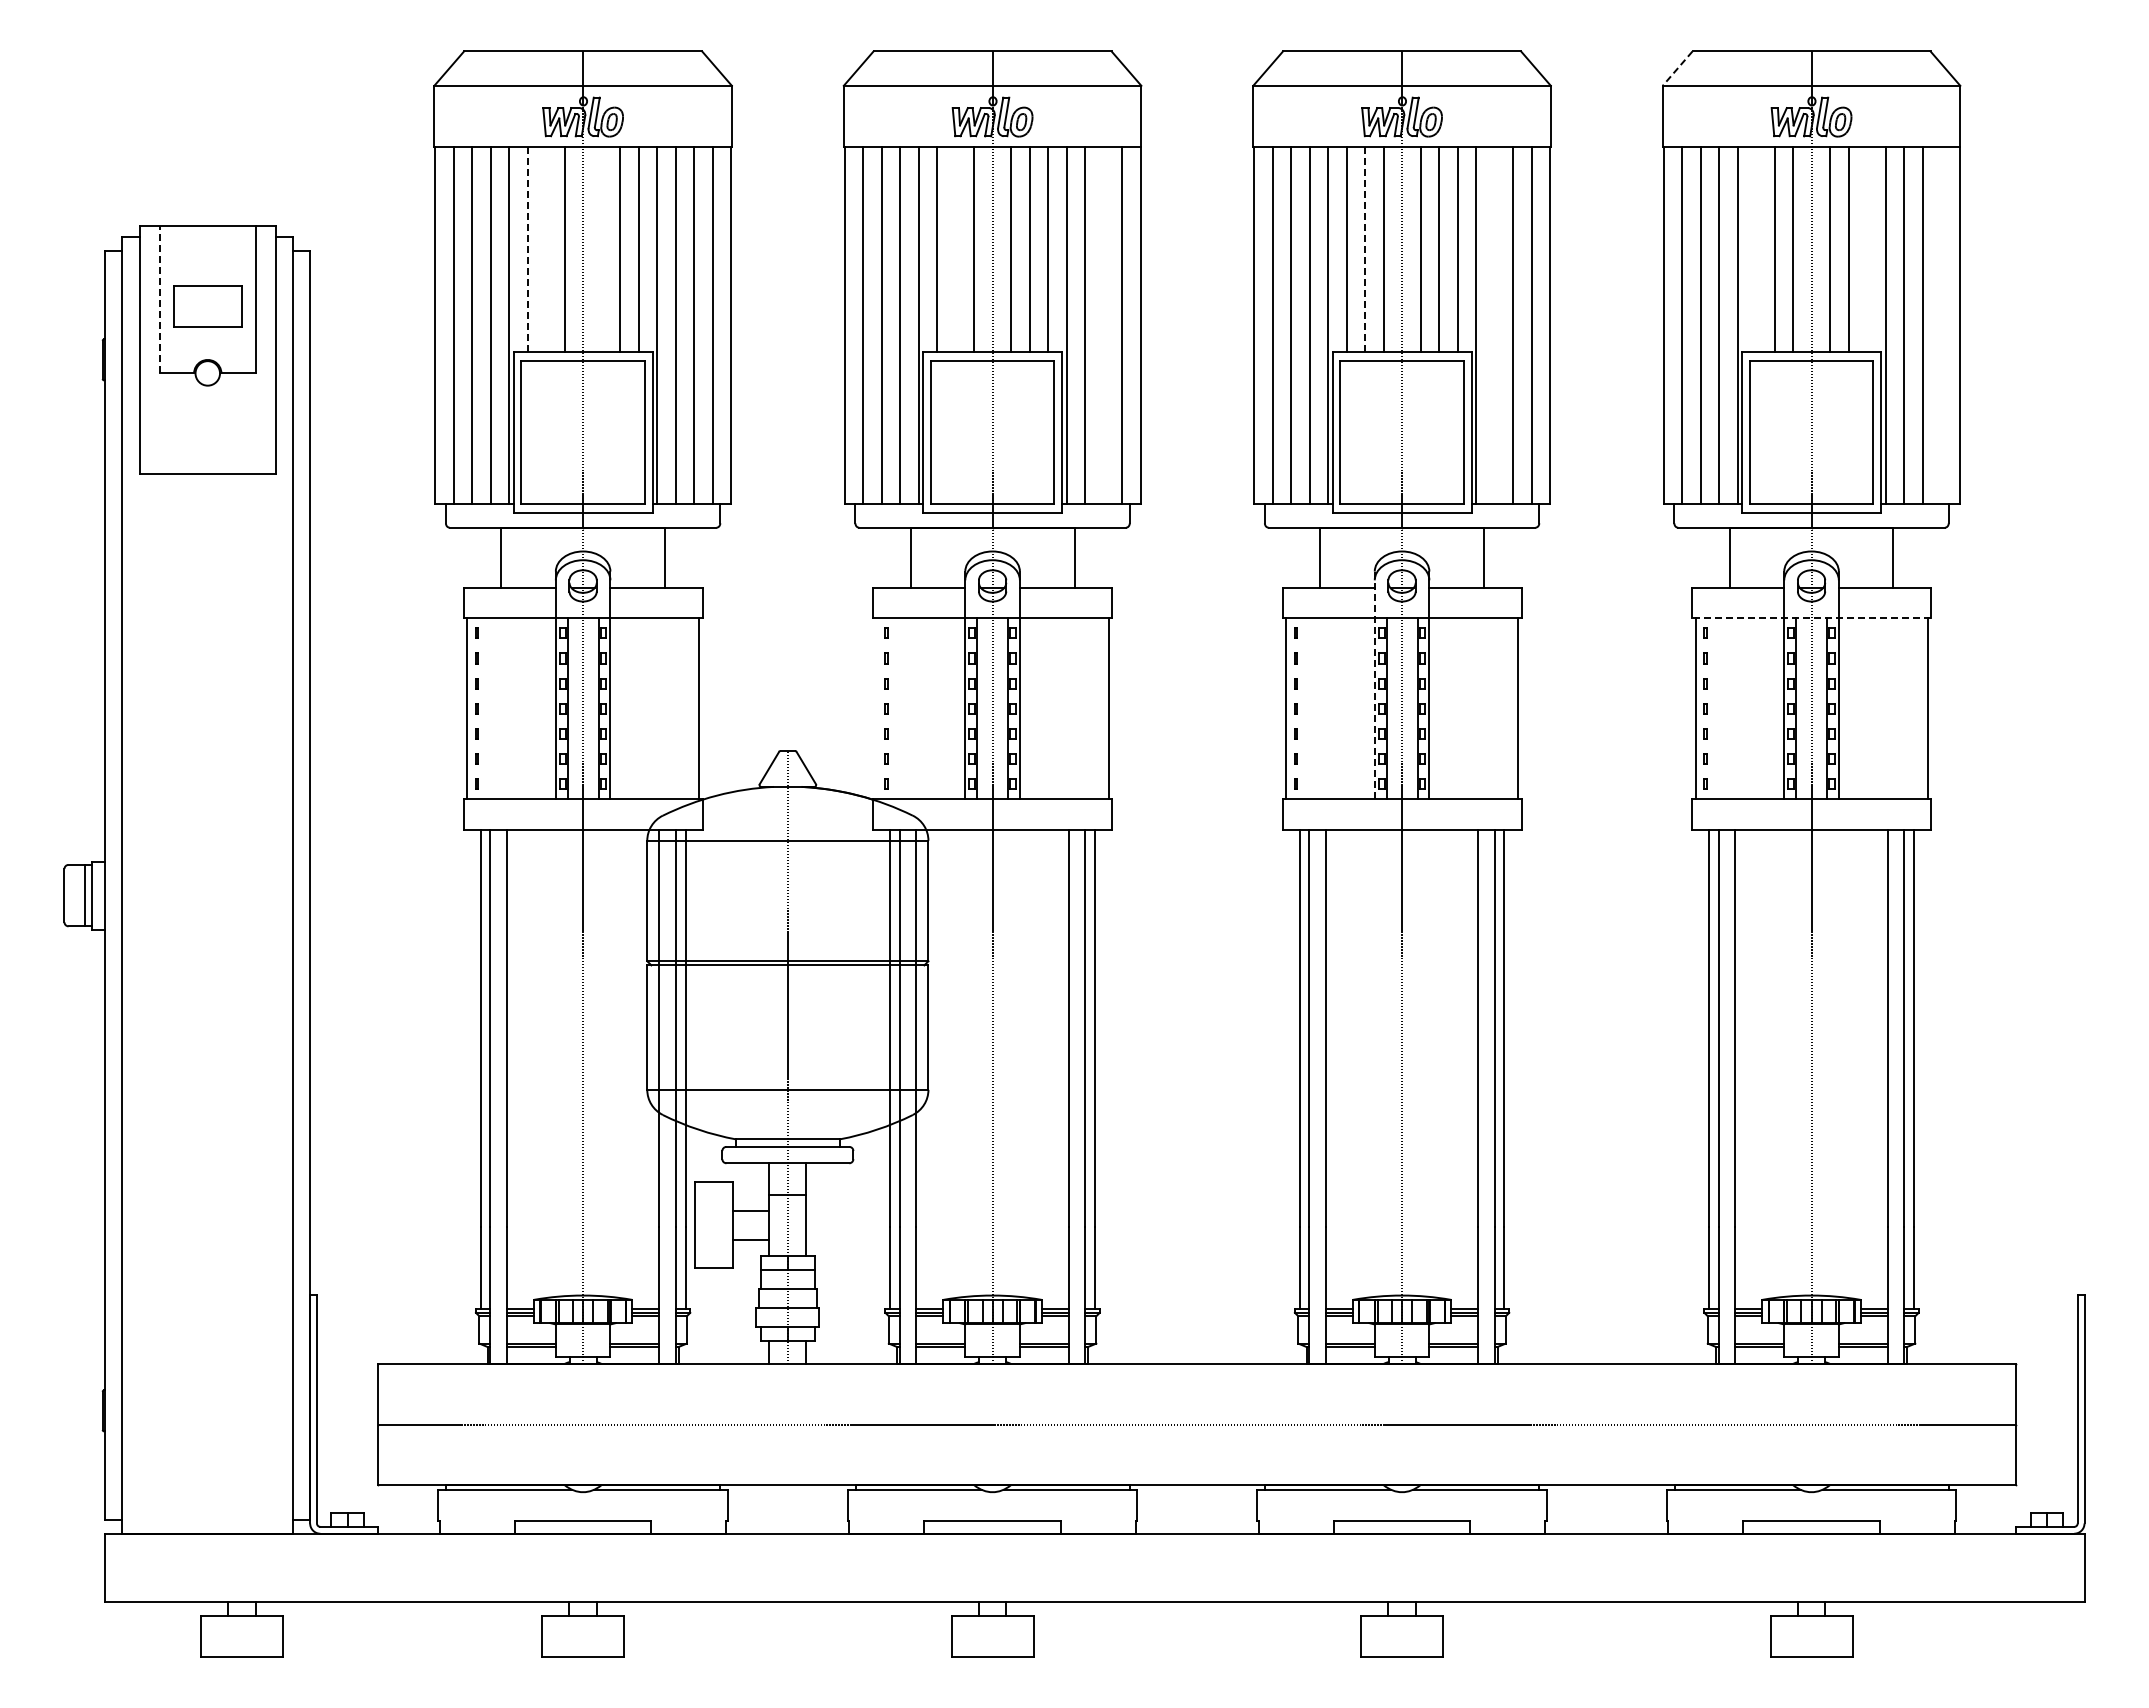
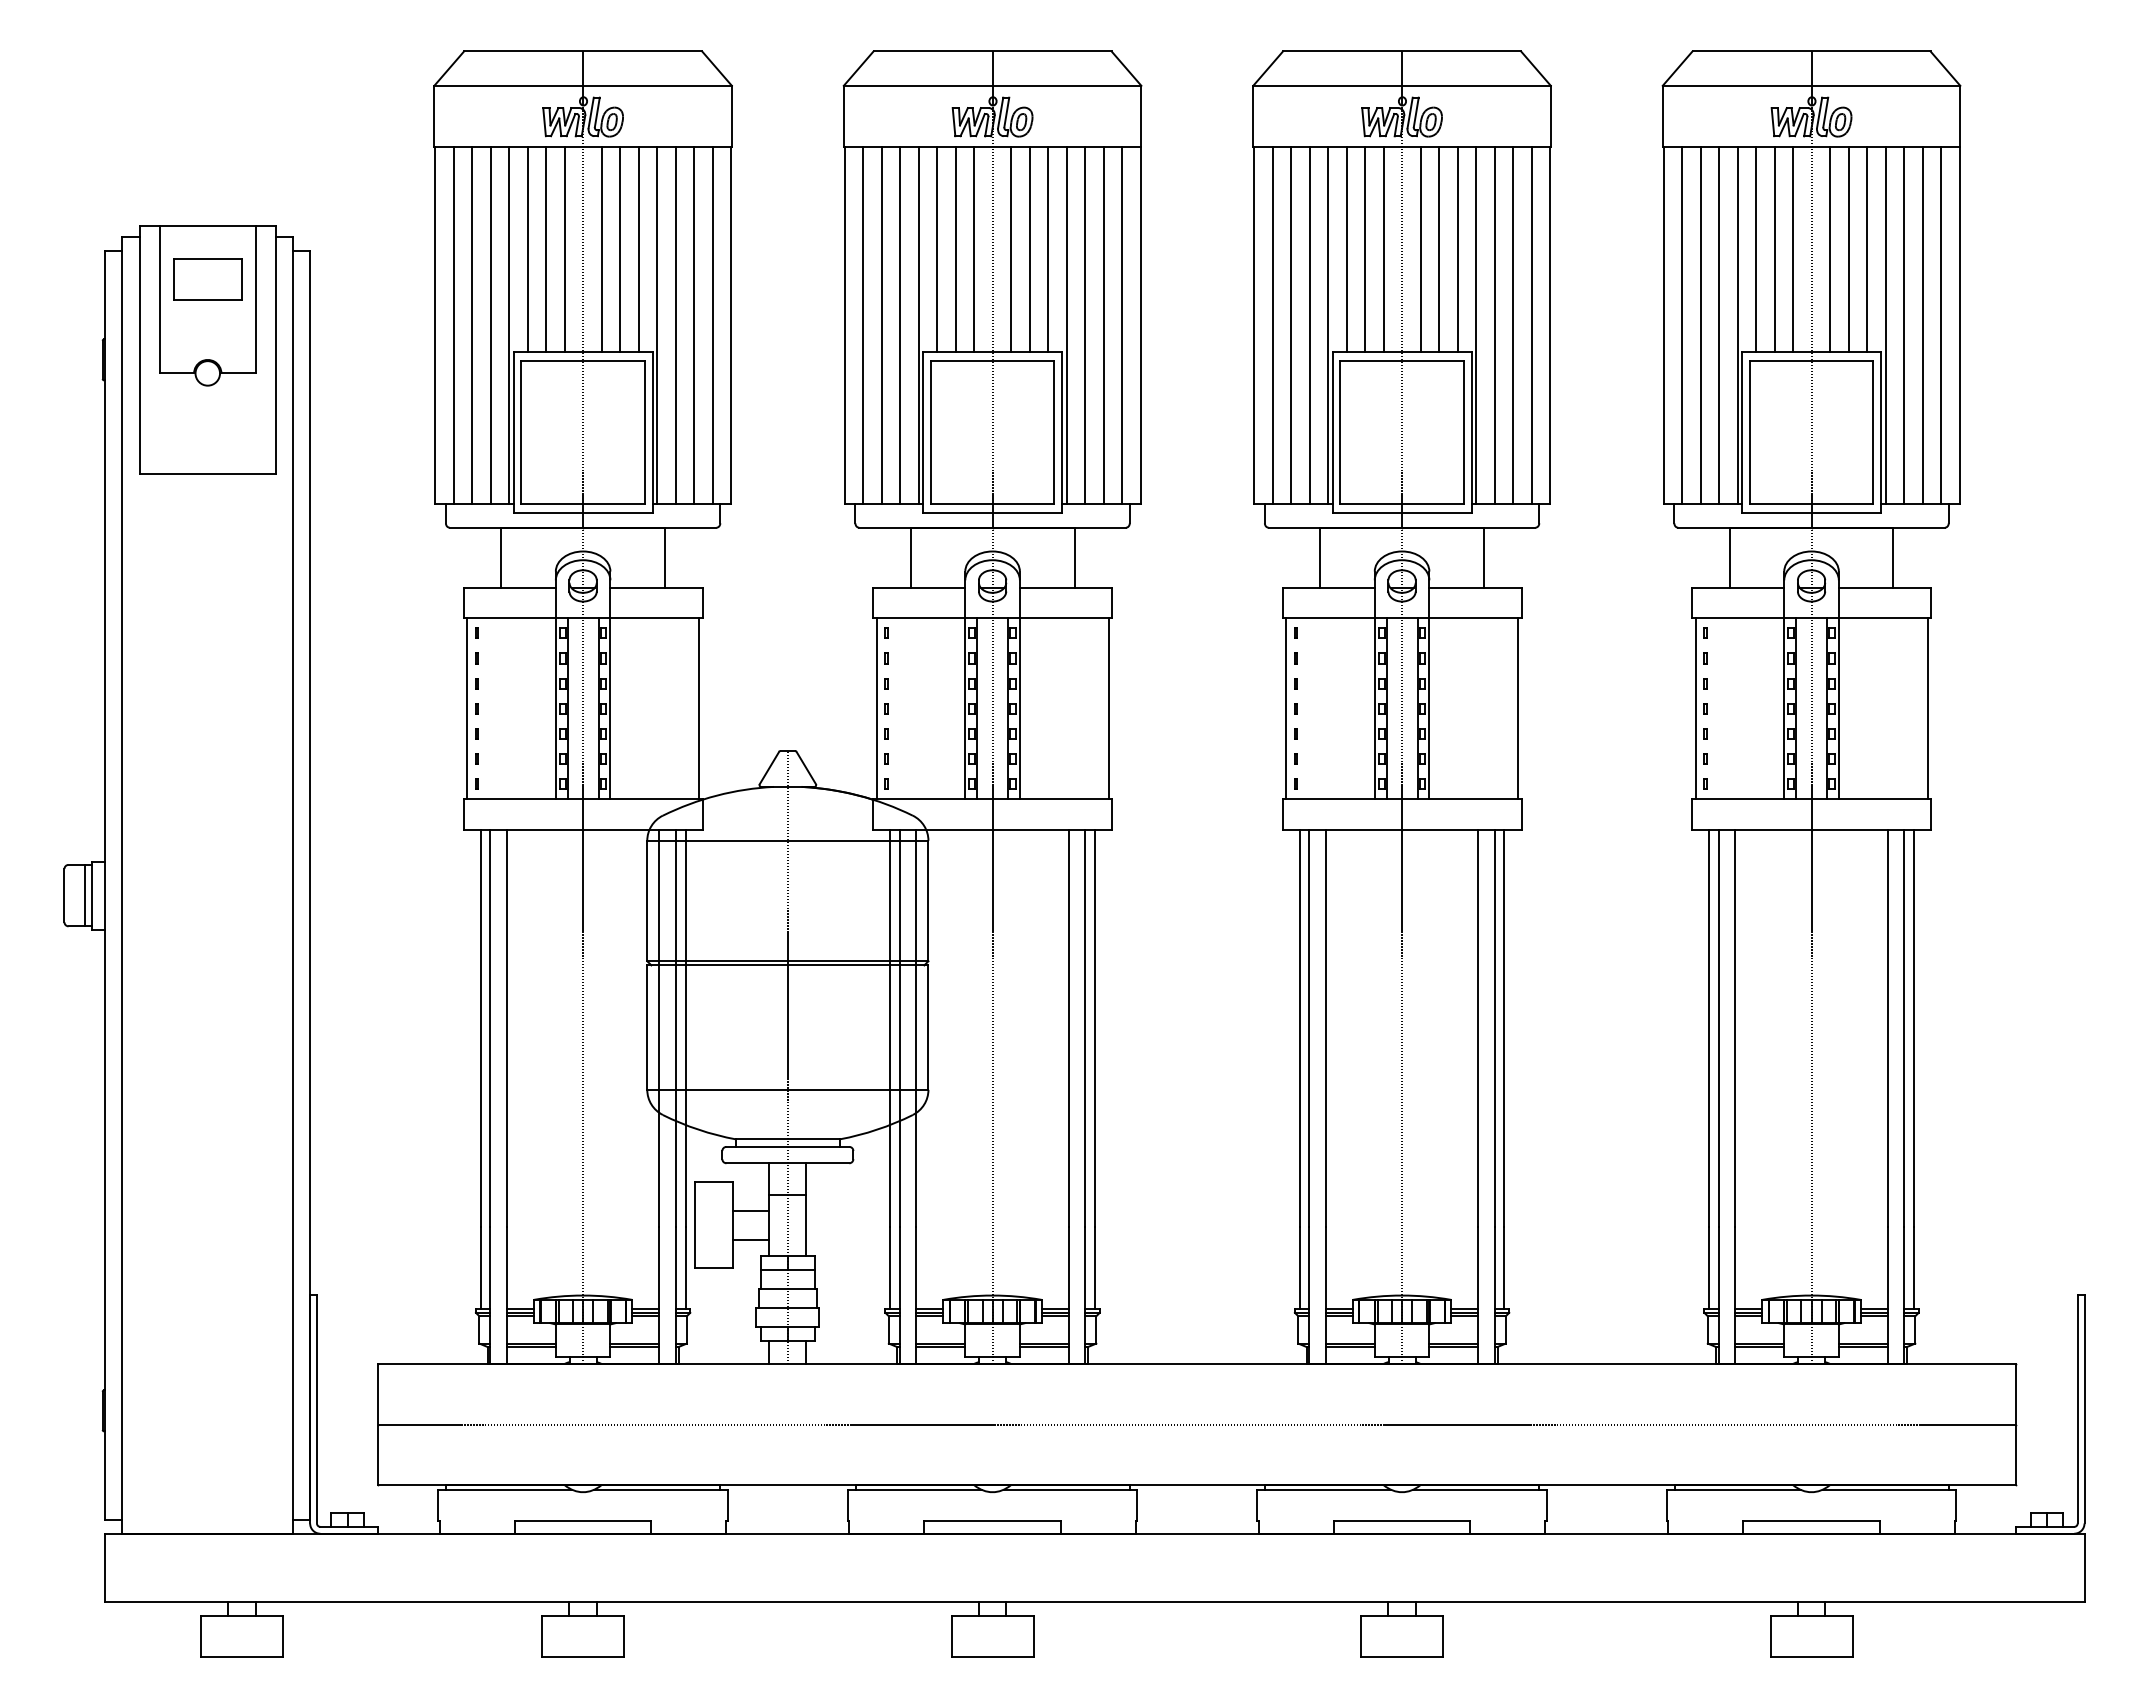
line: dashed -> solid (1677, 68)
line: dashed -> solid (527, 249)
line: none -> present (546, 249)
line: none -> present (601, 249)
line: none -> present (955, 249)
line: dashed -> solid (1365, 249)
line: none -> present (1755, 249)
line: none -> present (1867, 249)
line: dashed -> solid (160, 299)
part position: (207, 306) -> (207, 279) (207, 279)
line: none -> present (1103, 325)
line: none -> present (1494, 325)
line: none -> present (1941, 325)
line: dashed -> solid (1811, 618)
line: dashed -> solid (1374, 685)
line: none -> present (876, 708)
